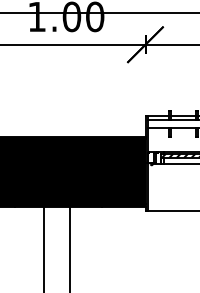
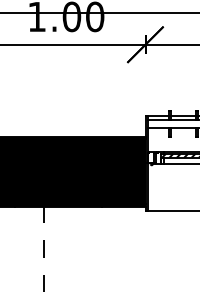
line: present -> none (70, 247)
line: solid -> dashed (44, 249)
